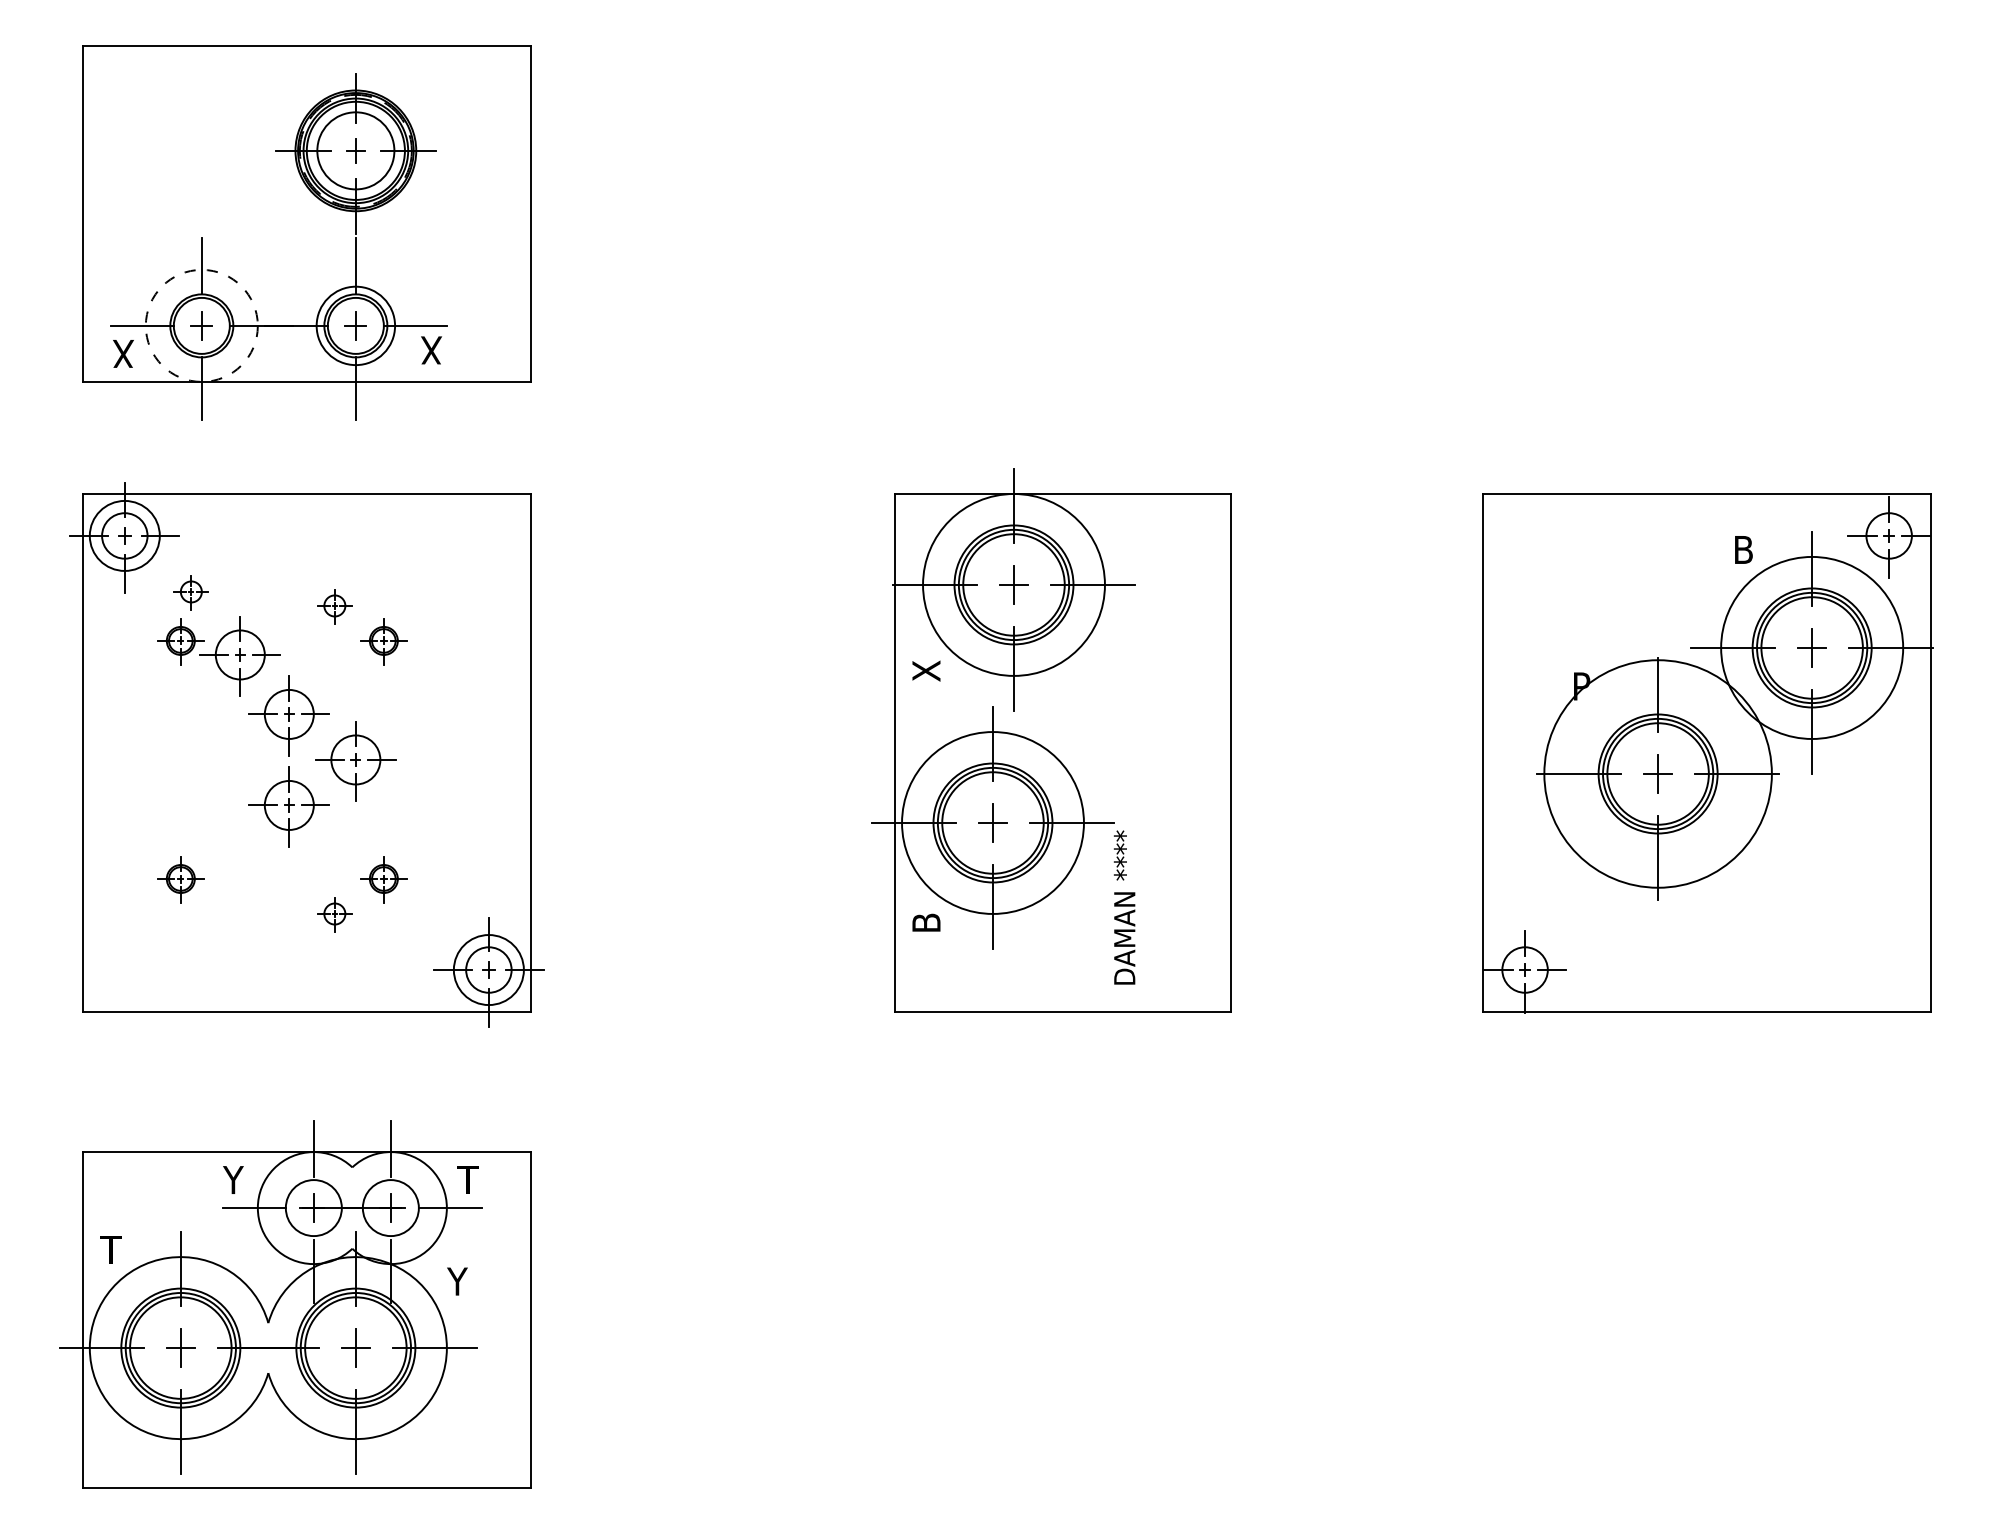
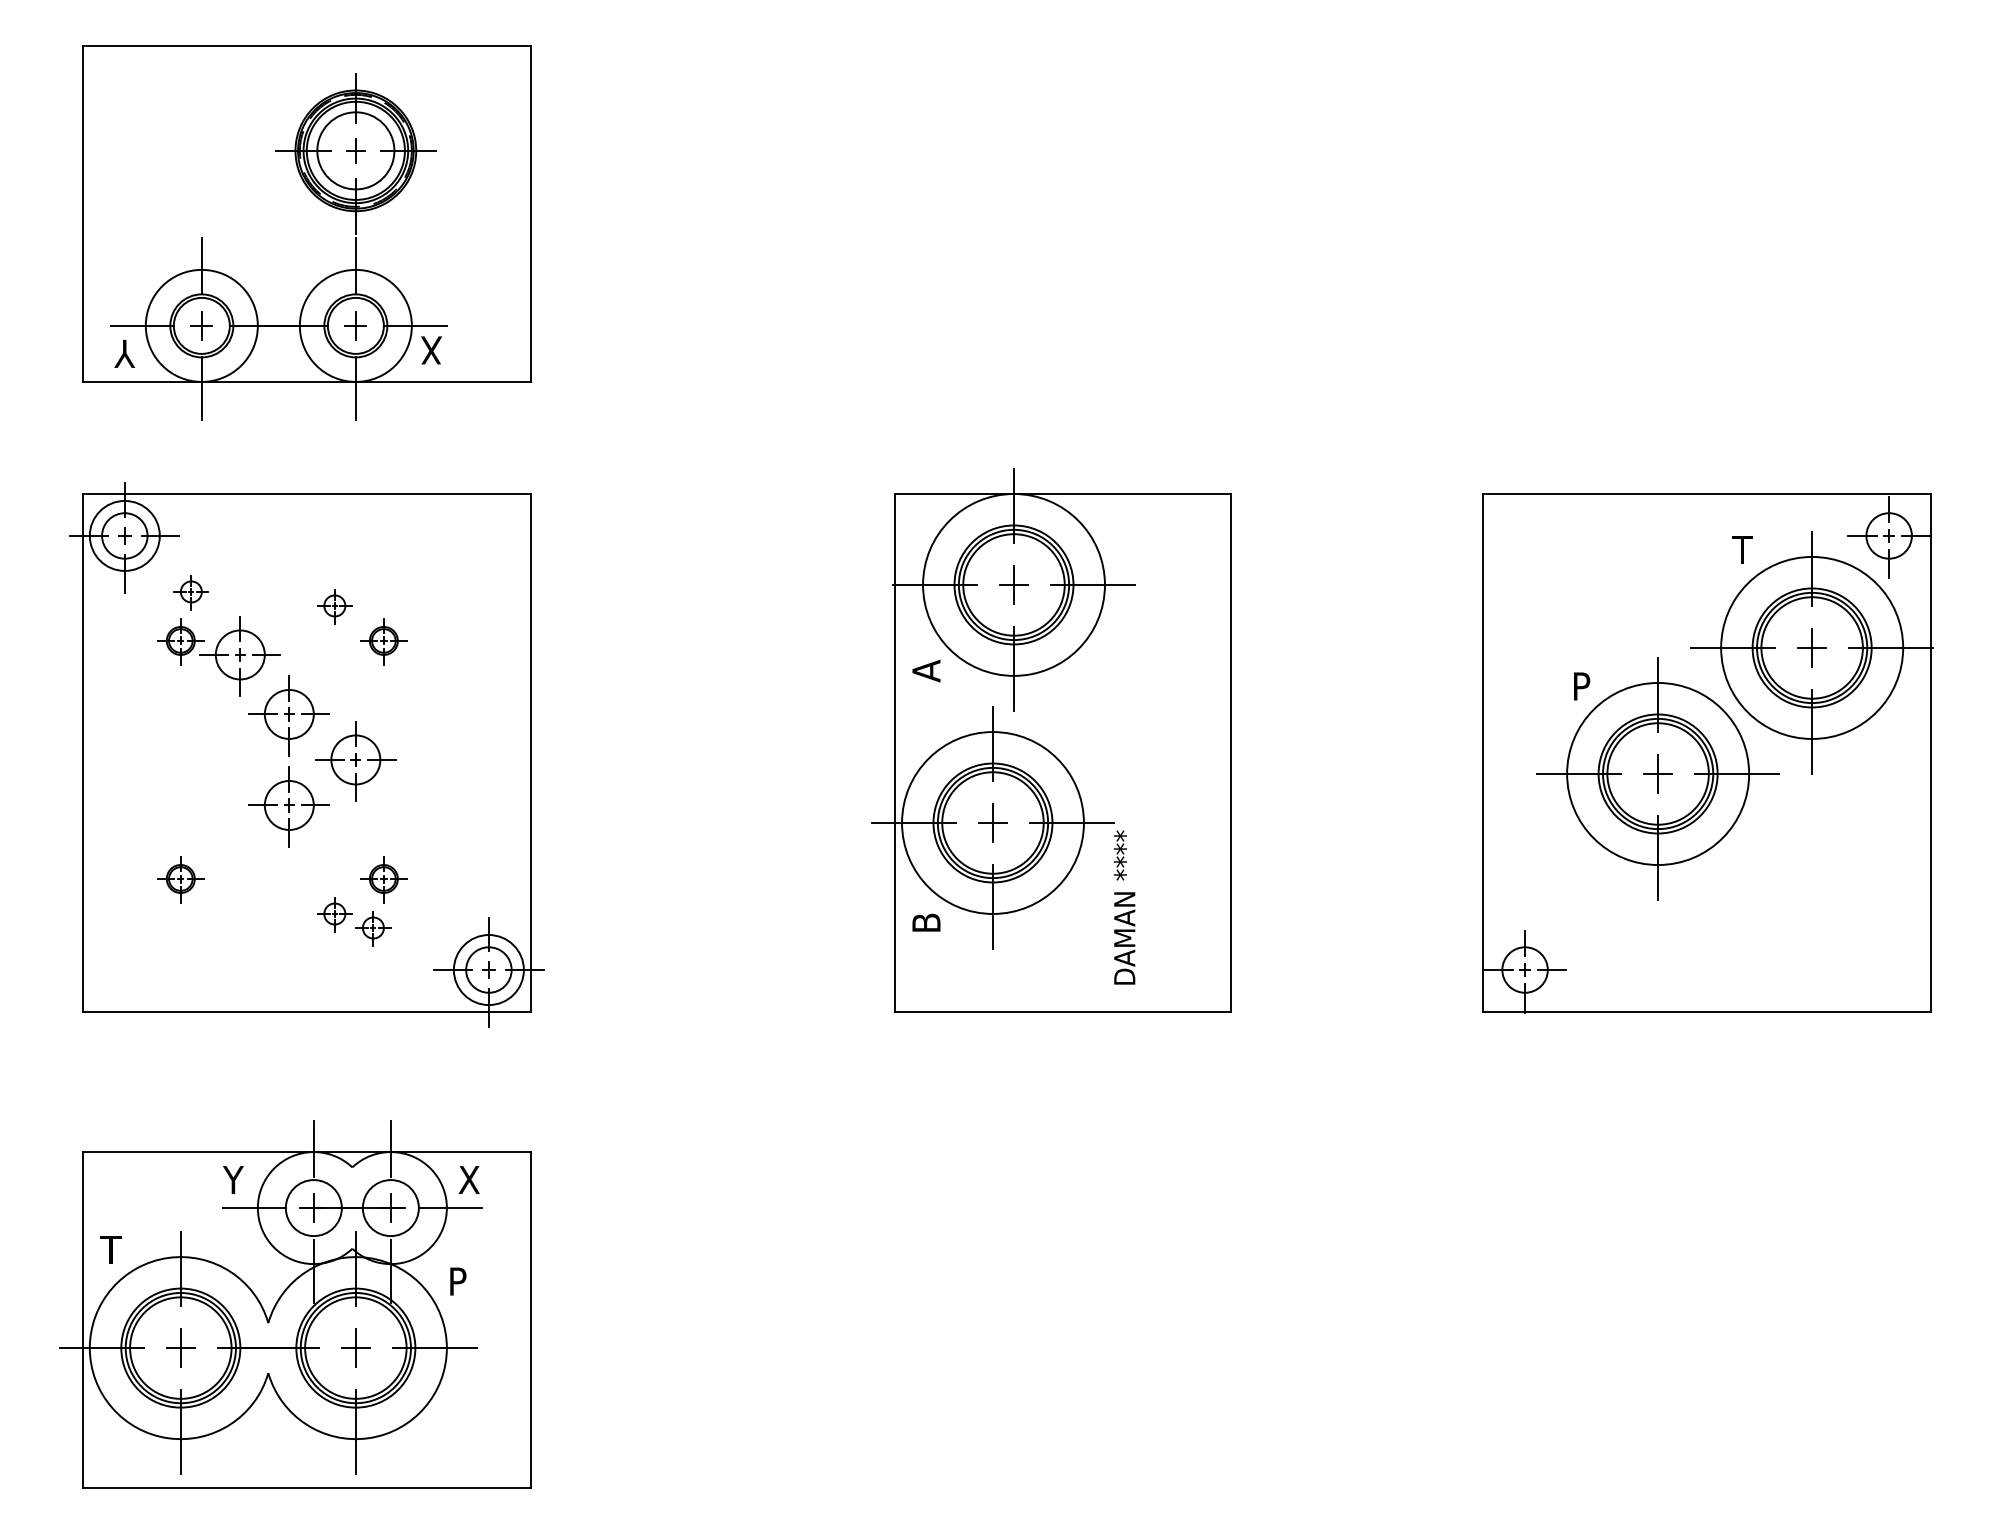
circle: dashed -> solid (201, 325)
circle diameter: 78 px -> 112 px (355, 325)
text: X -> Y (124, 353)
text: B -> T (1742, 549)
text: X -> A (926, 670)
circle diameter: 228 px -> 182 px (1658, 773)
part: none -> present (373, 928)
text: T -> X (468, 1179)
text: Y -> P (457, 1281)
